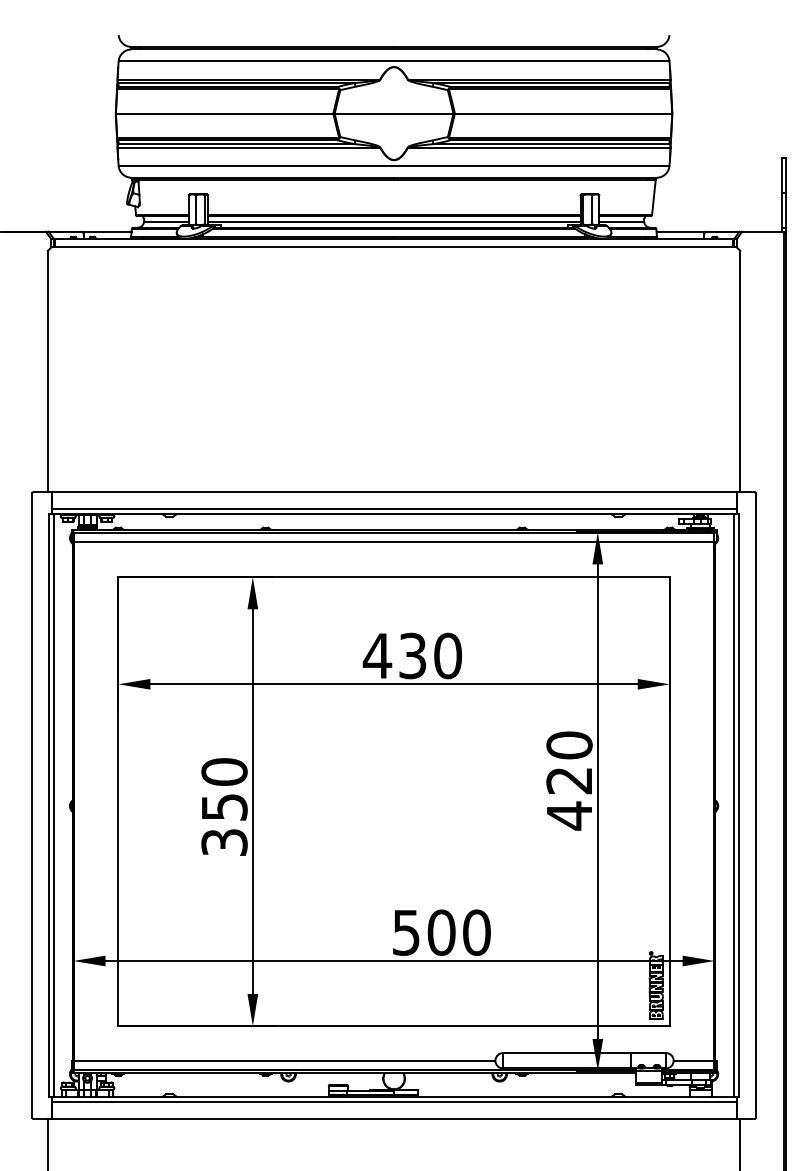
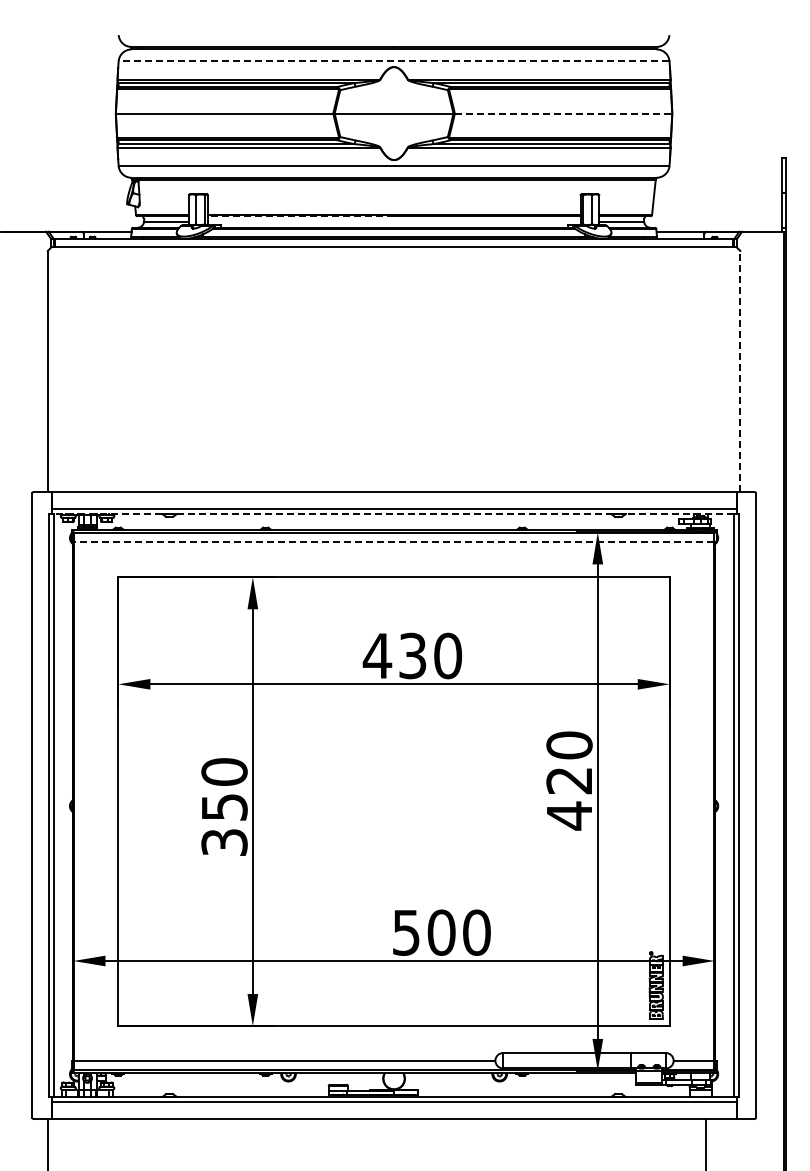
line: solid -> dashed (393, 61)
line: solid -> dashed (563, 113)
line: solid -> dashed (300, 216)
line: present -> none (393, 221)
line: solid -> dashed (740, 370)
line: solid -> dashed (394, 513)
line: solid -> dashed (394, 541)
line position: (740, 1143) -> (706, 1143) (706, 1143)
